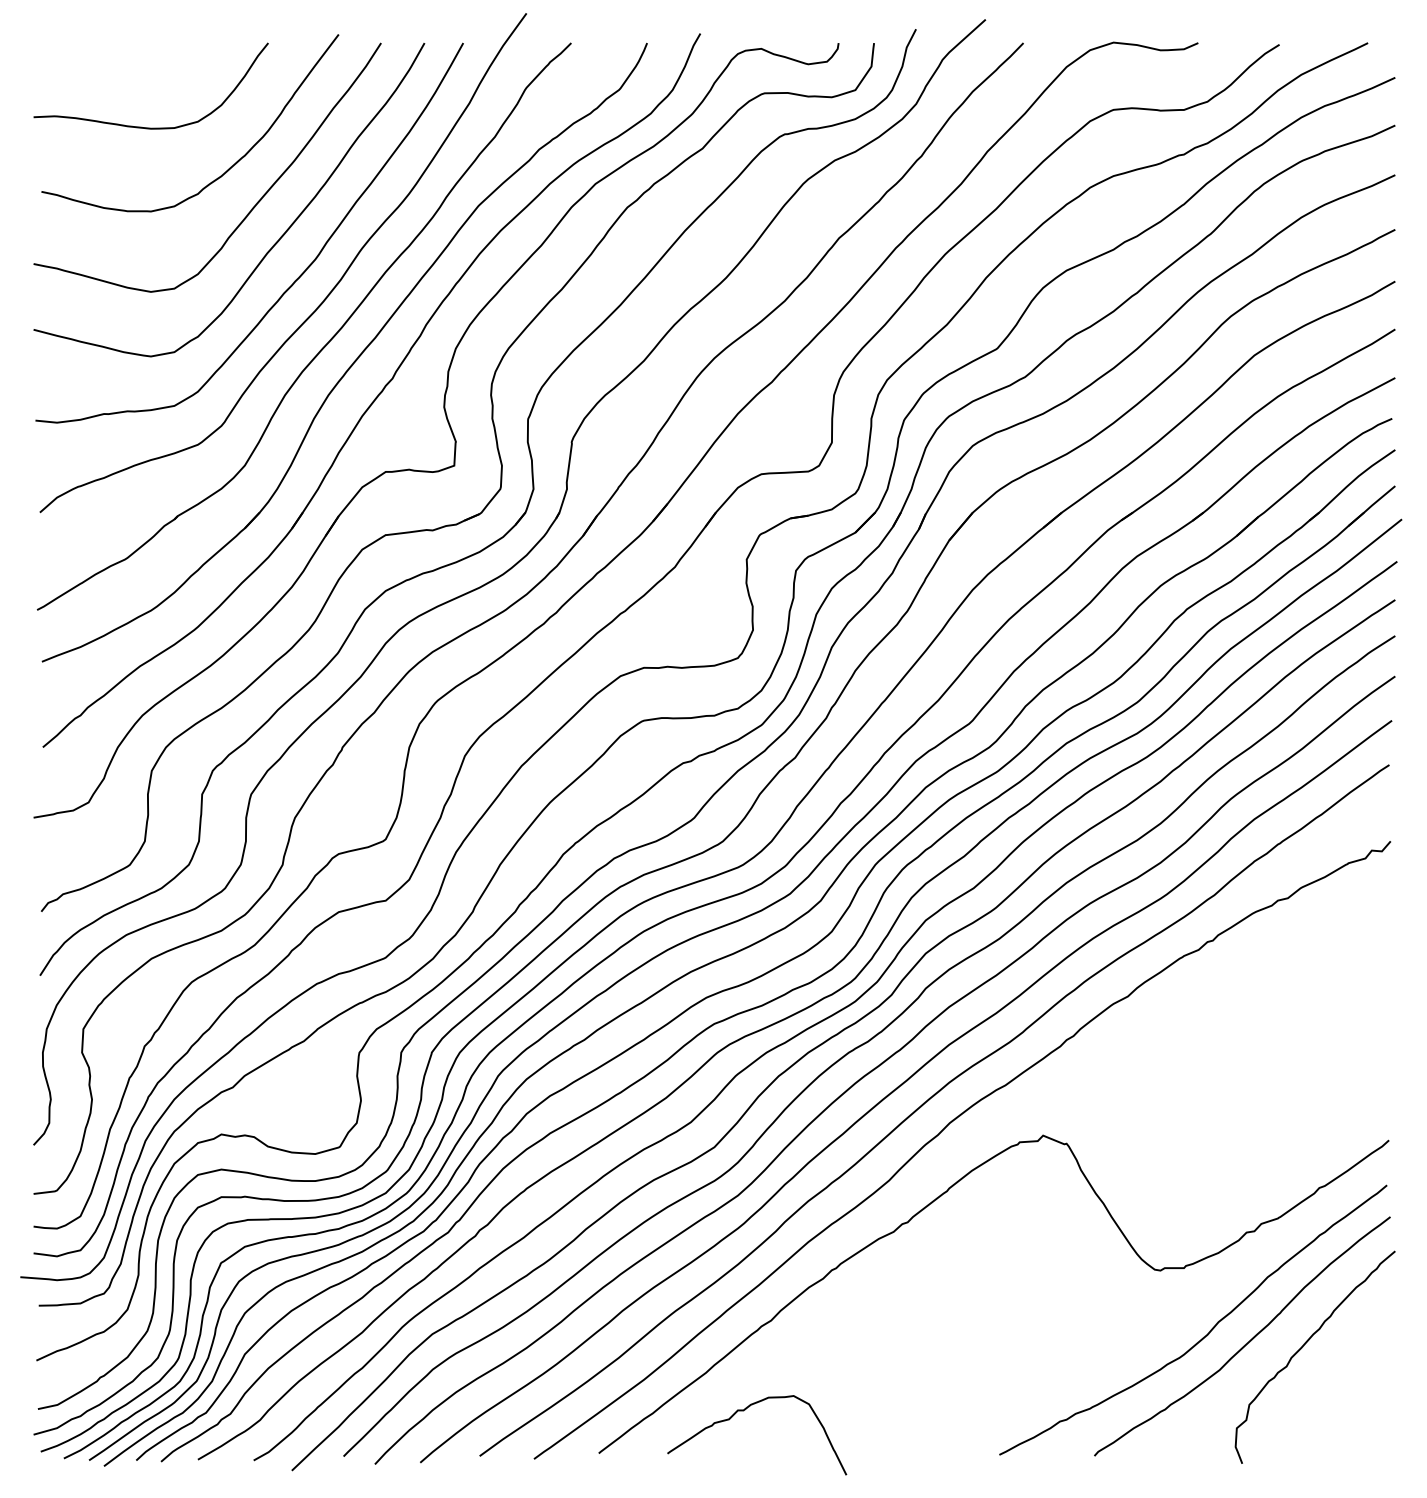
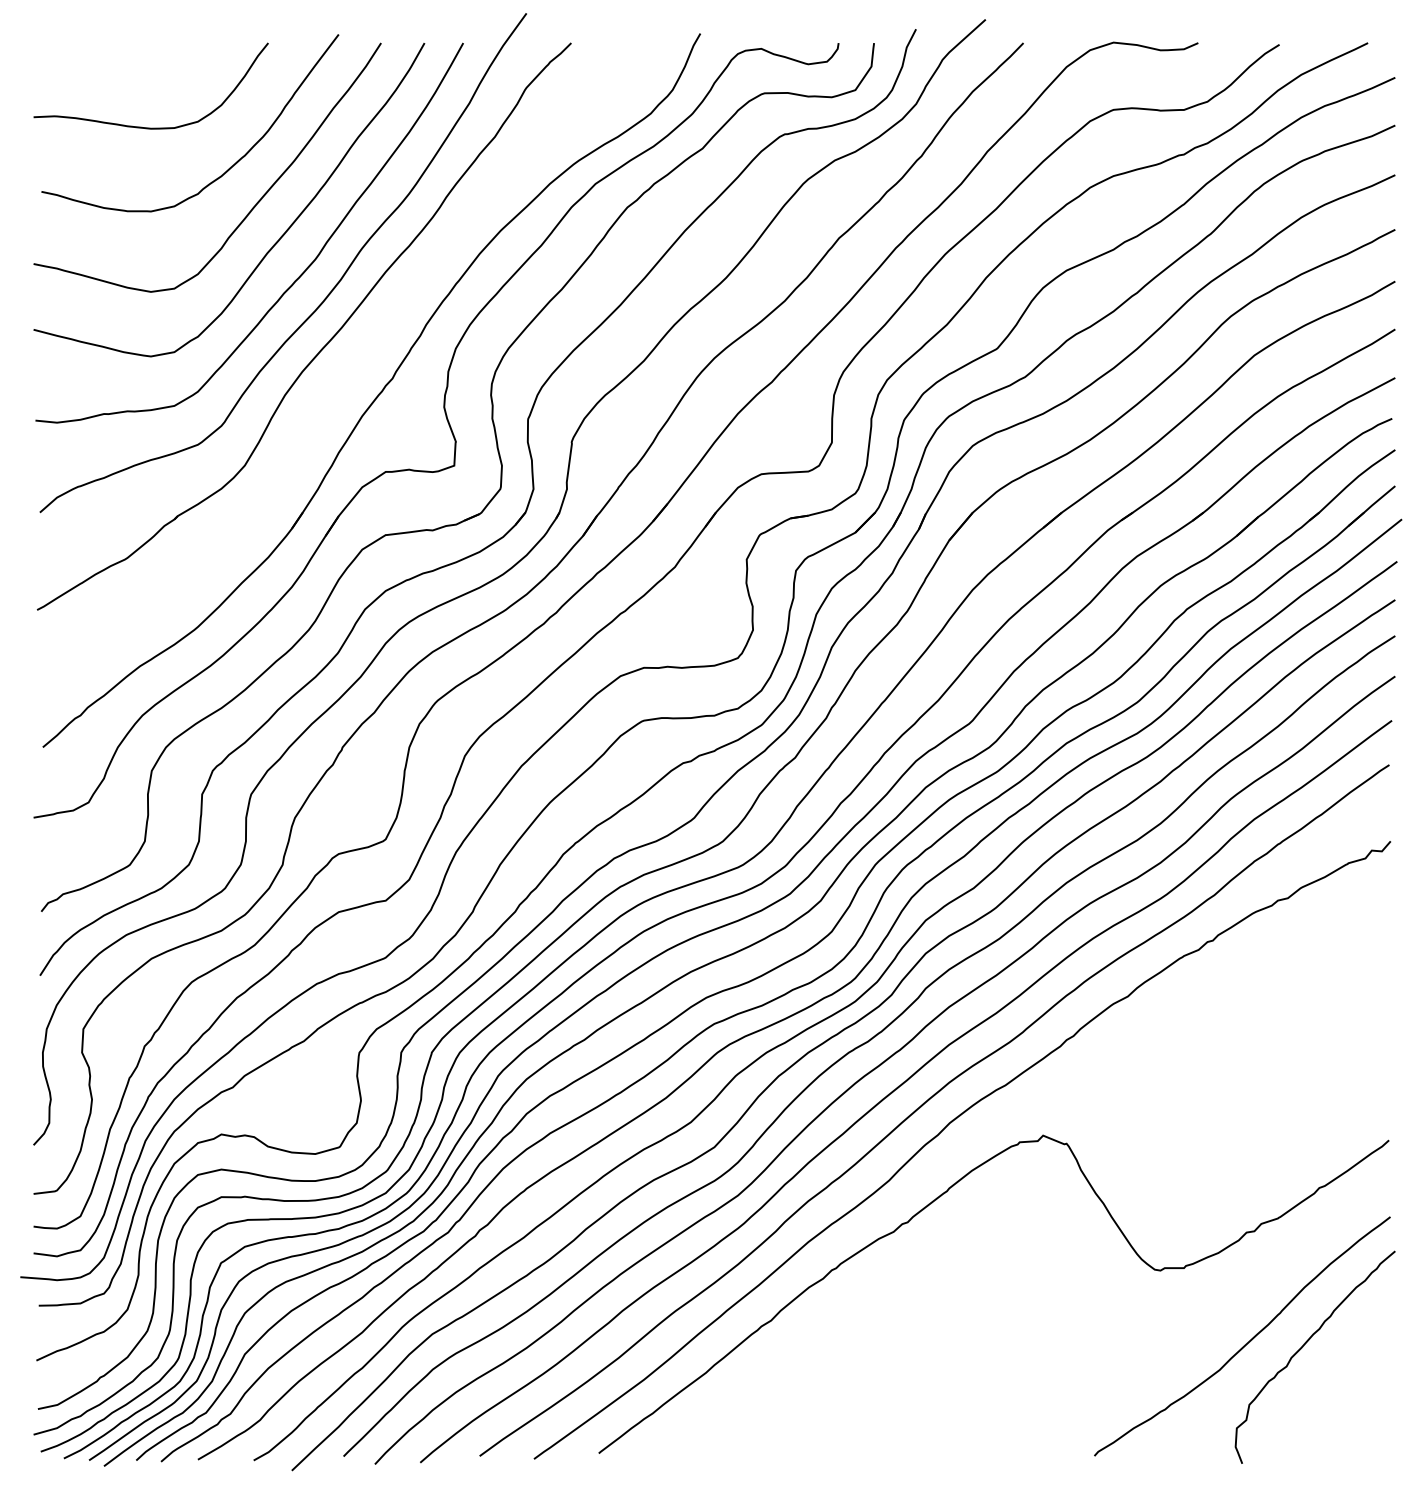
part: present -> none (353, 361)
curve: present -> none (1210, 1329)
curve: present -> none (745, 1410)
